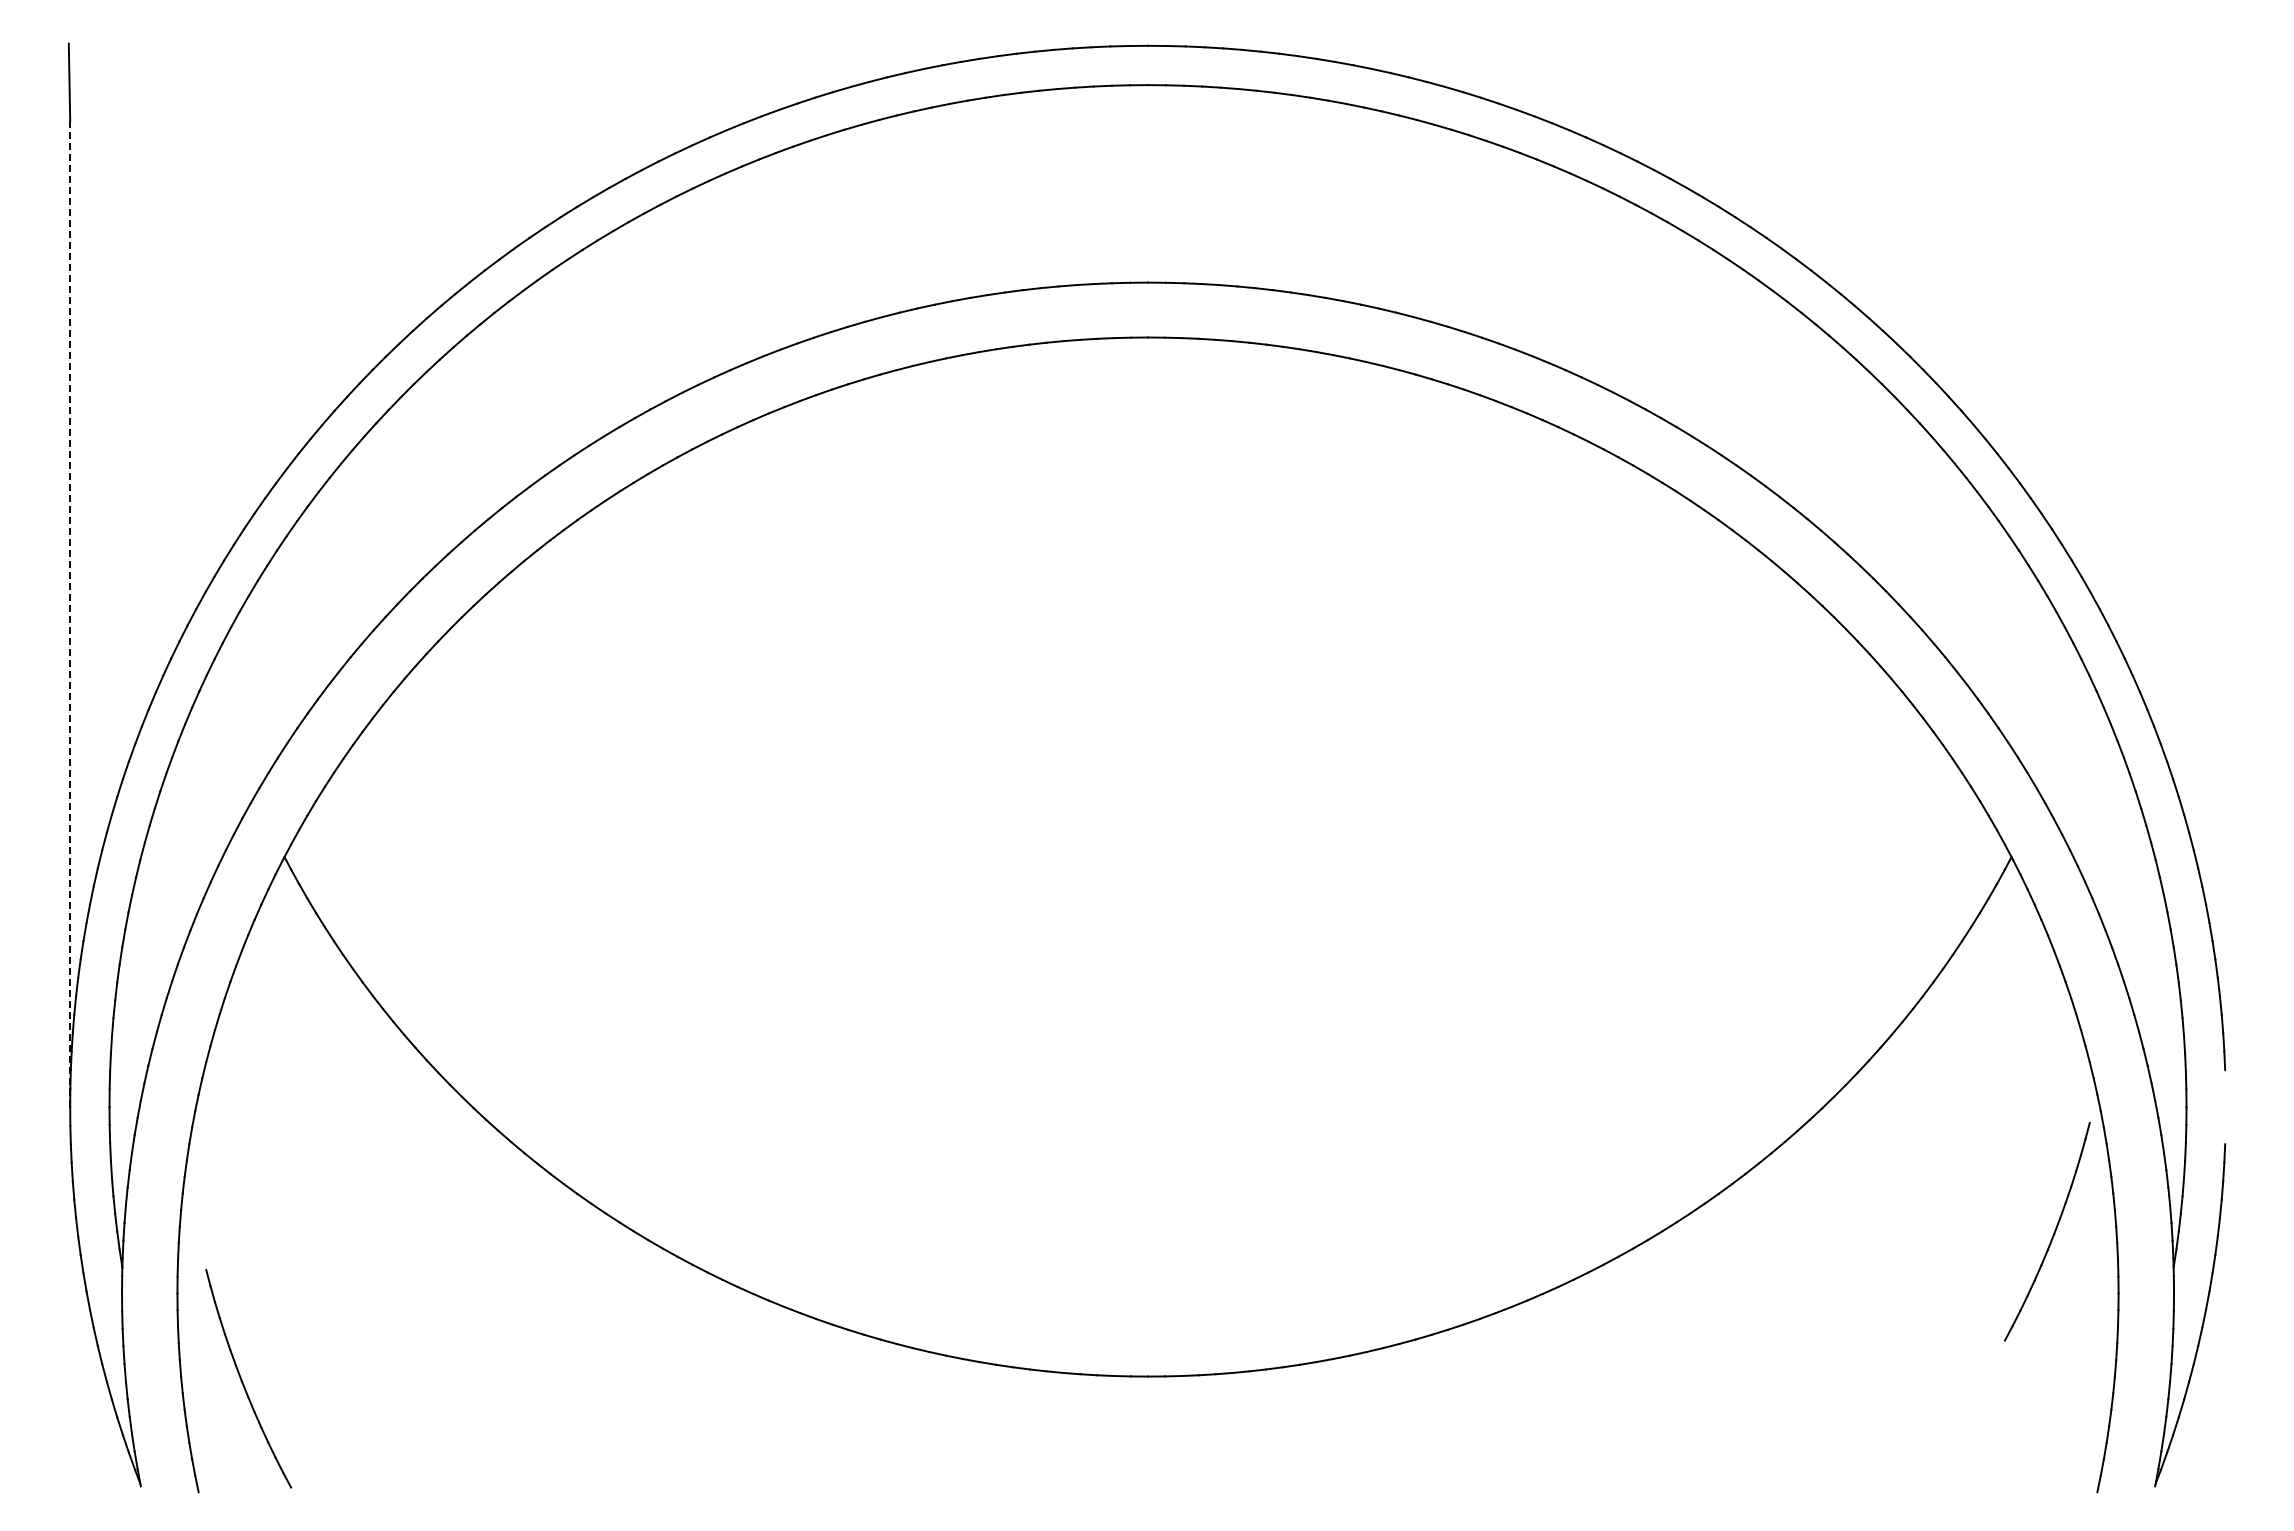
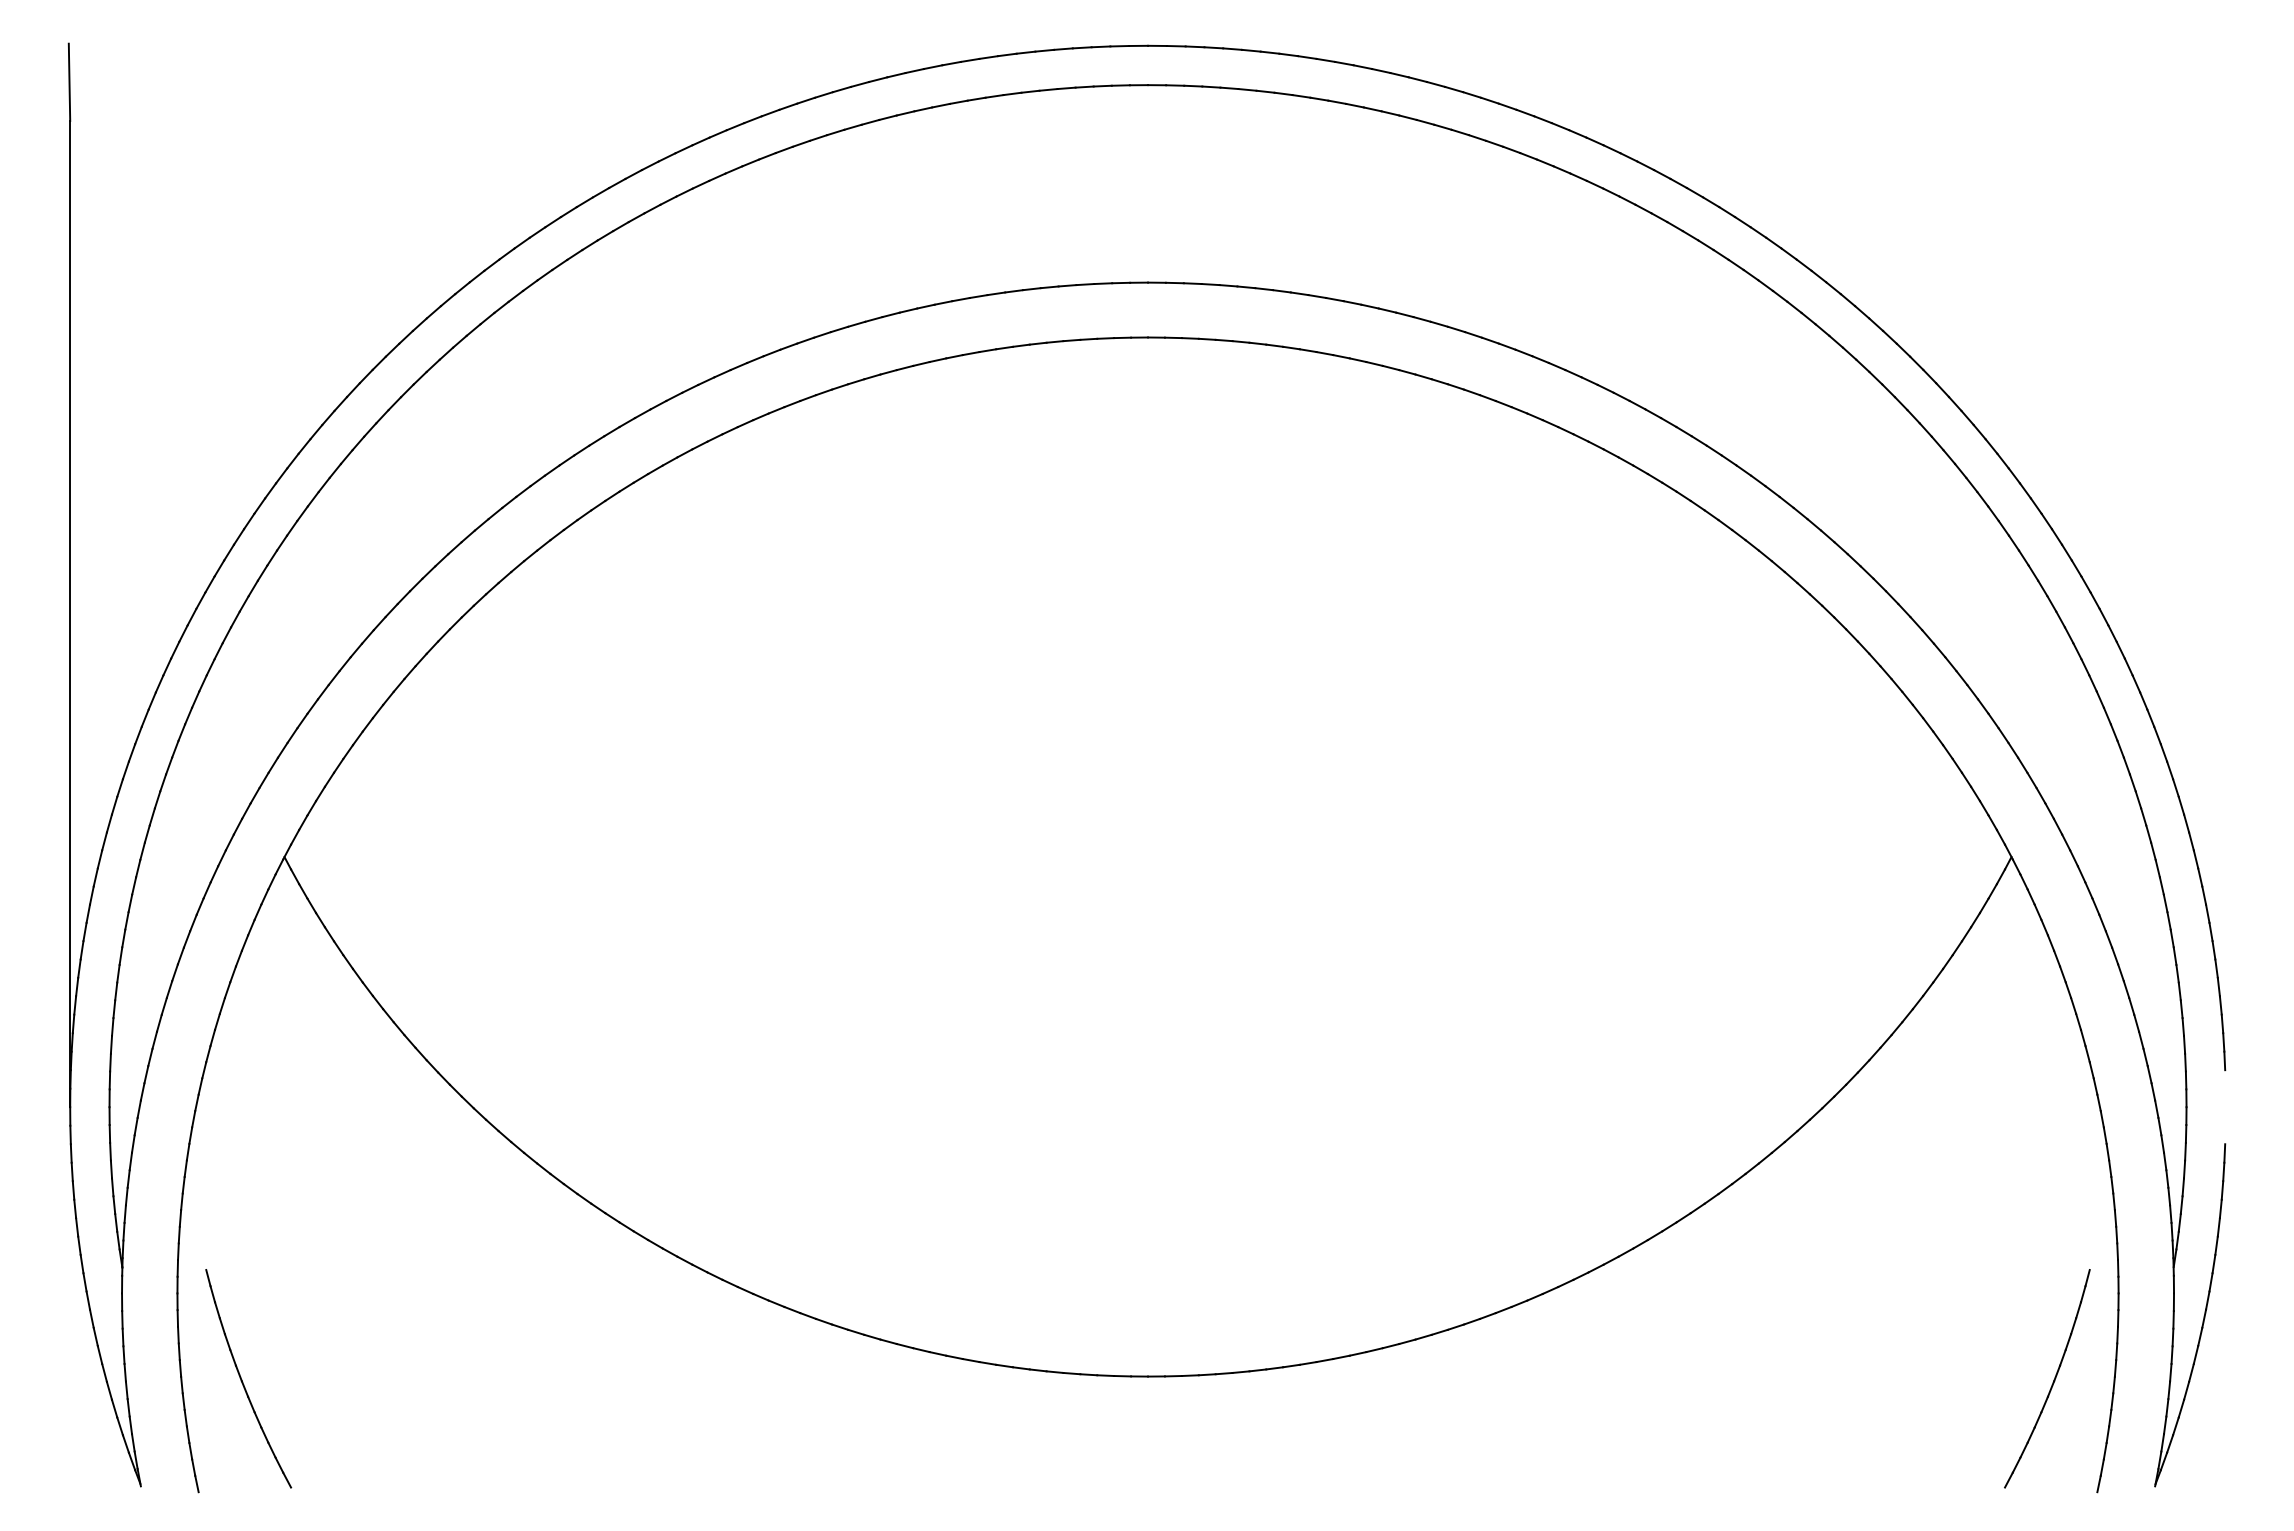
line: dashed -> solid (70, 614)
part position: (2053, 1232) -> (2053, 1379) (2053, 1379)
